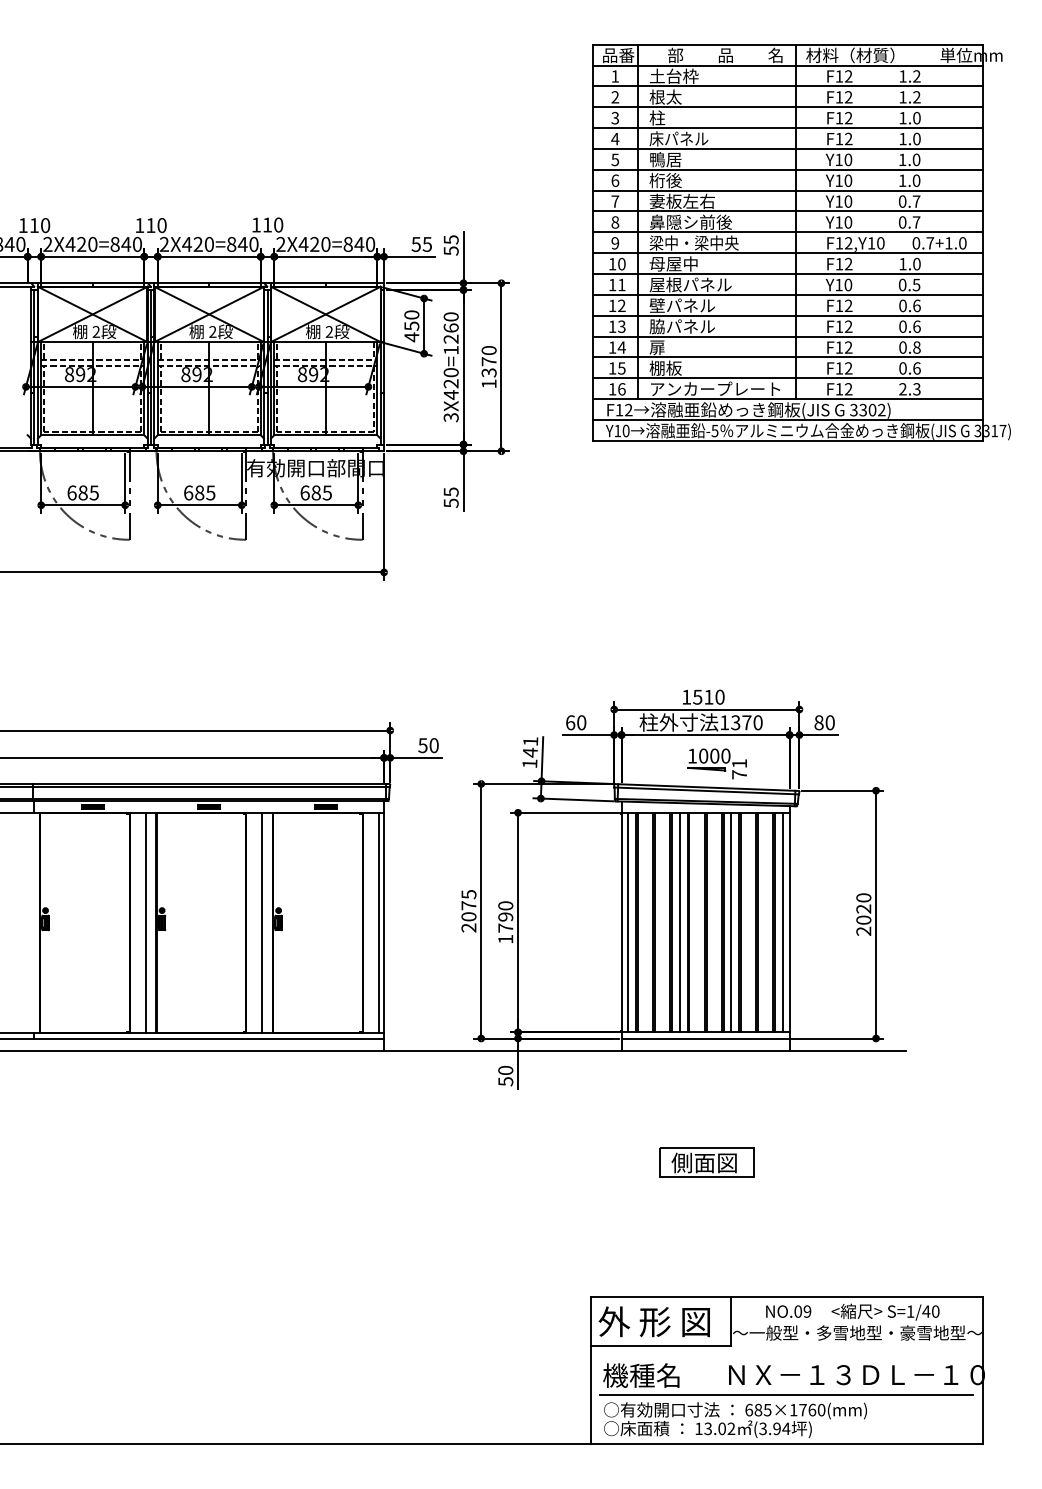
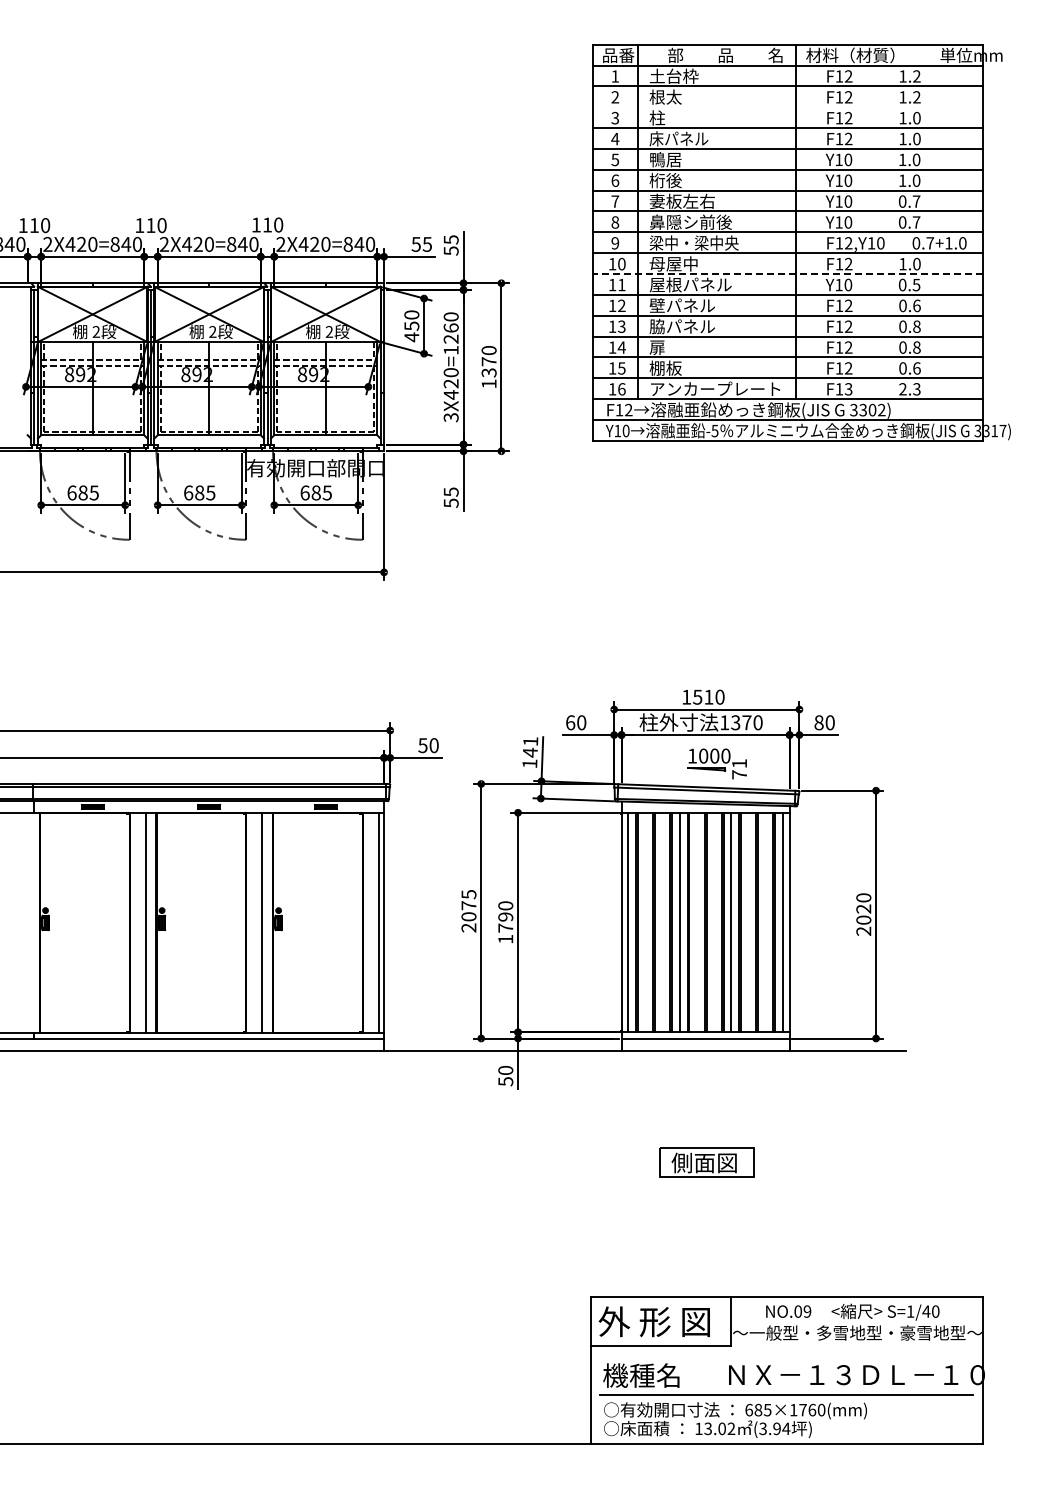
line: present -> none (788, 107)
line: solid -> dashed (787, 274)
text: 0.6 -> 0.8 (916, 326)
text: F12 -> F13 (848, 389)
